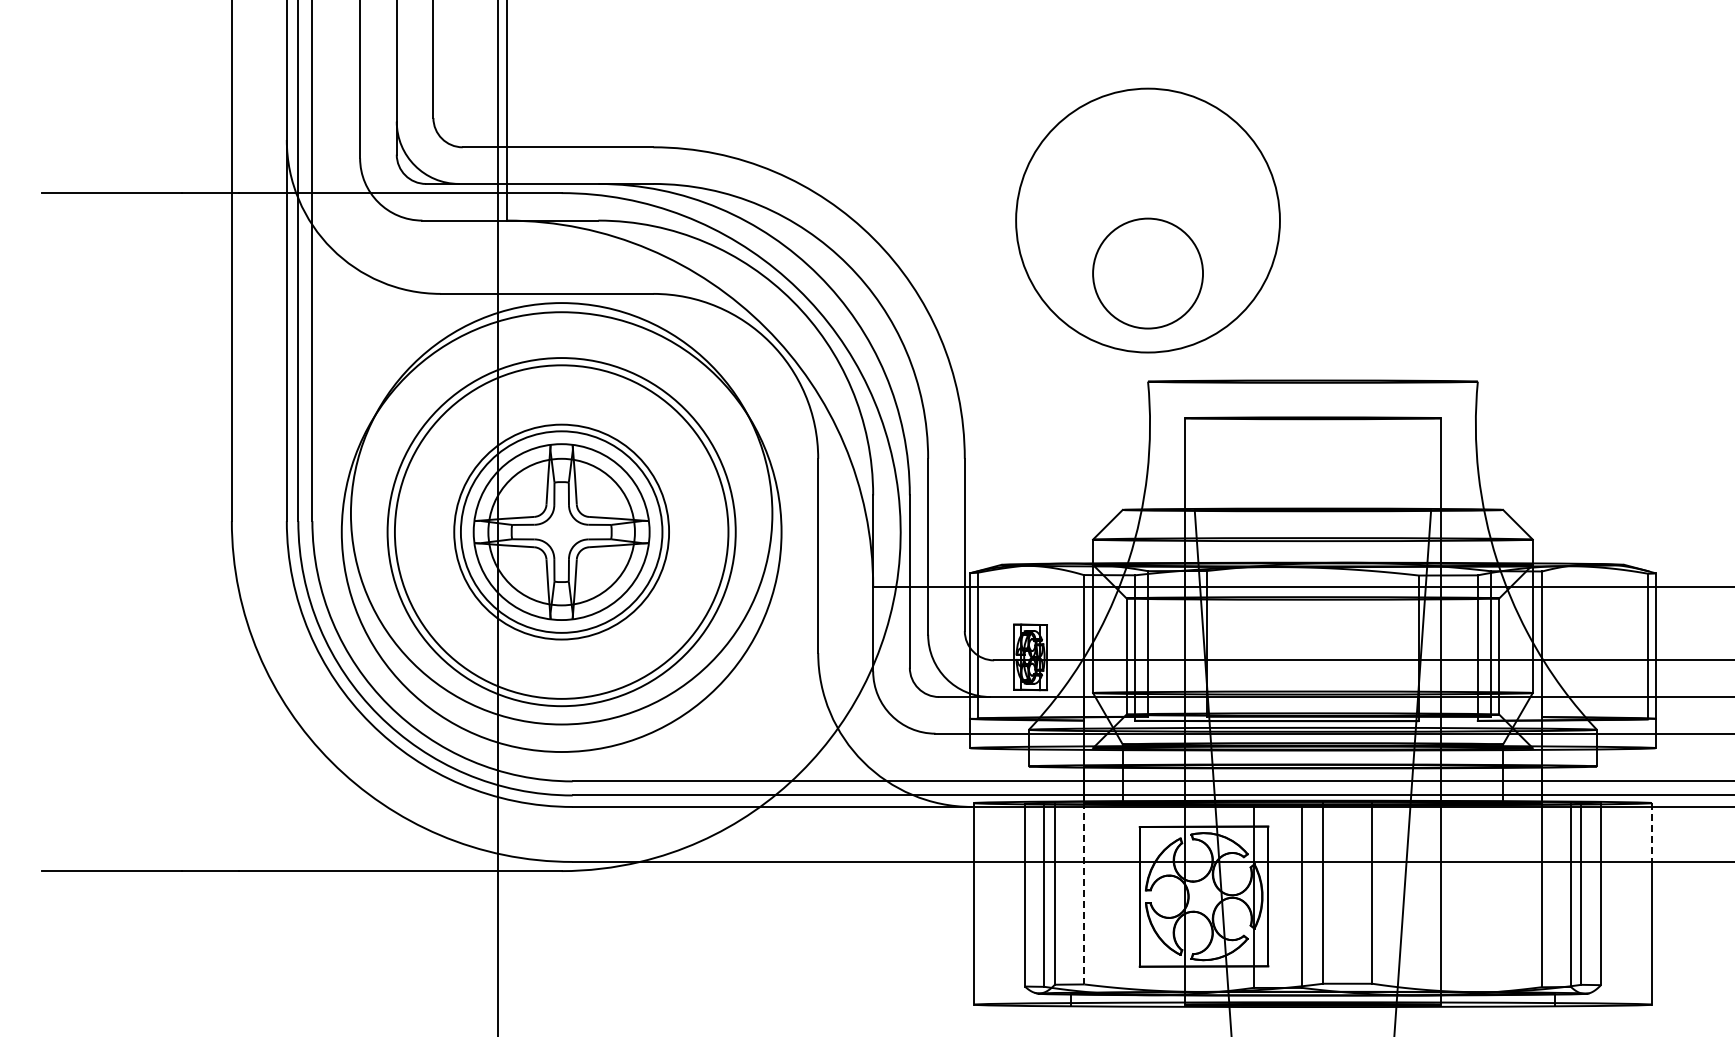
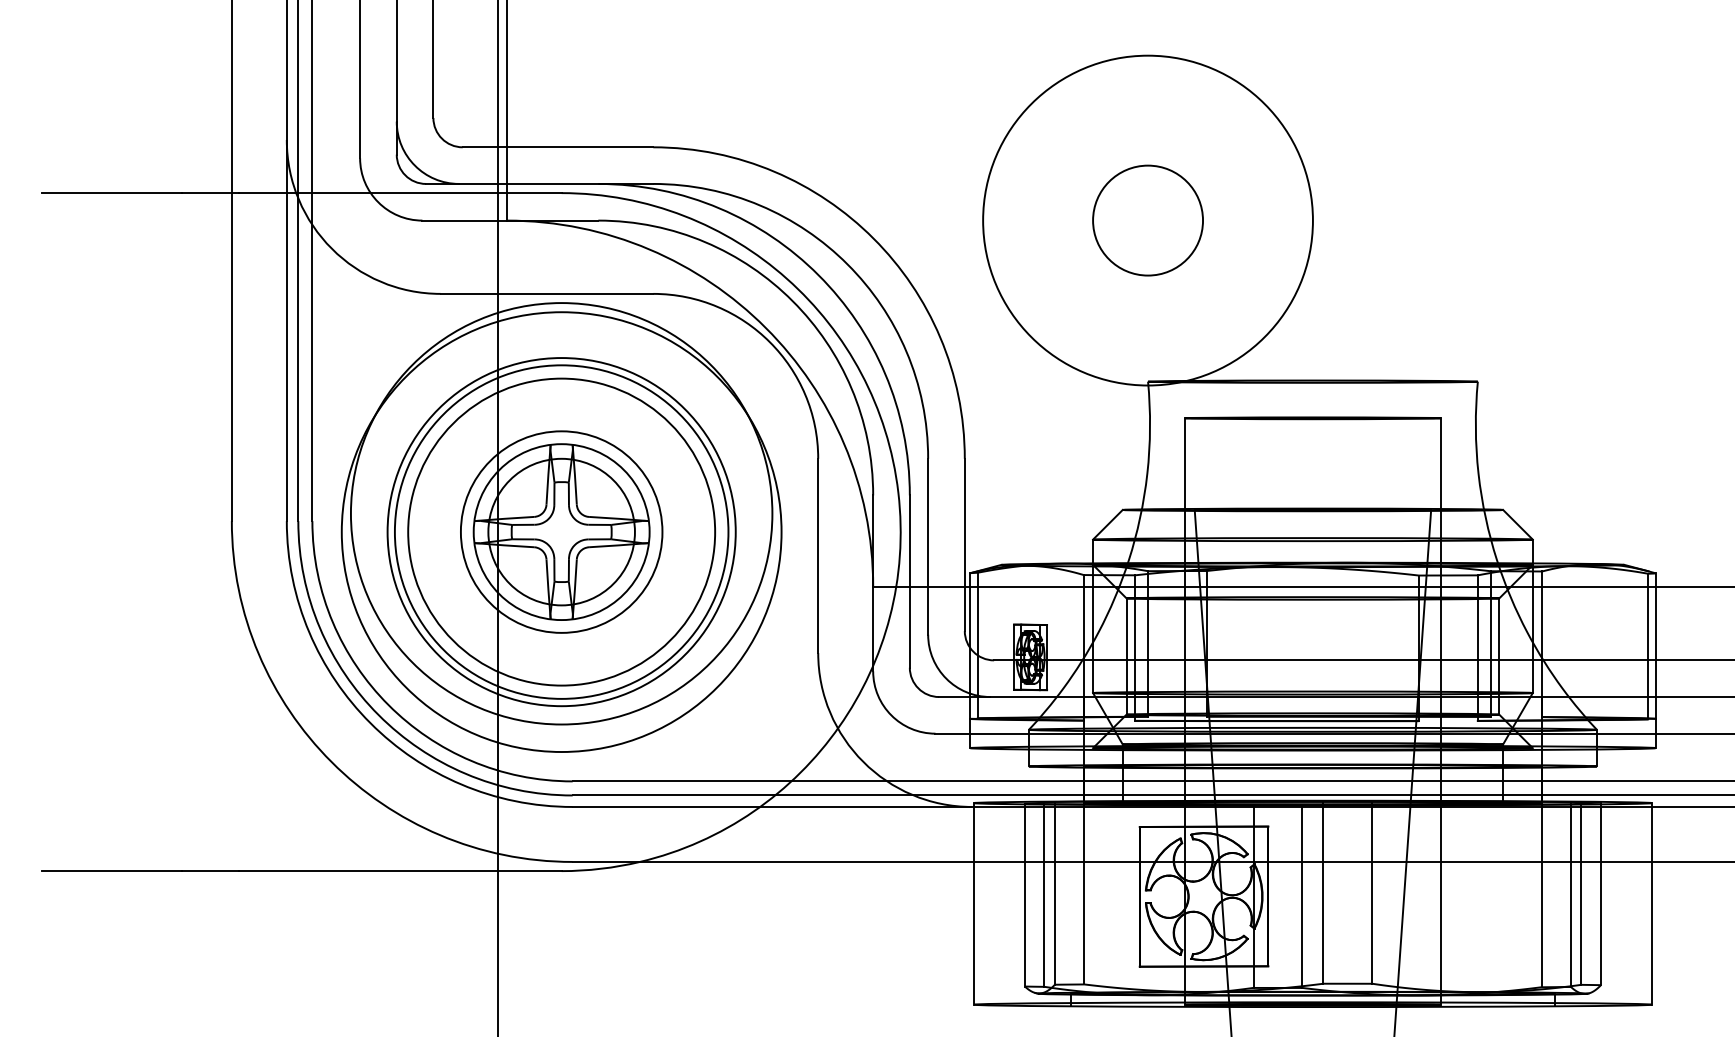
circle diameter: 264 px -> 330 px (1147, 220)
circle position: (1147, 273) -> (1147, 220) (1147, 220)
circle diameter: 215 px -> 307 px (561, 531)
line: dashed -> solid (1651, 833)
line: dashed -> solid (1084, 893)
